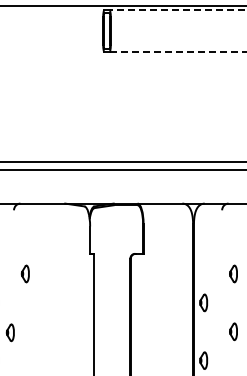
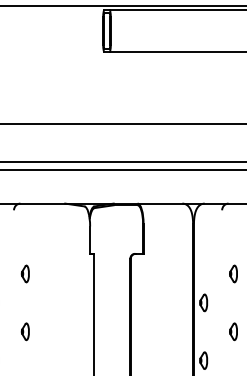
line: dashed -> solid (177, 10)
line: dashed -> solid (178, 51)
line: none -> present (122, 124)
part position: (9, 332) -> (24, 331) (24, 331)
